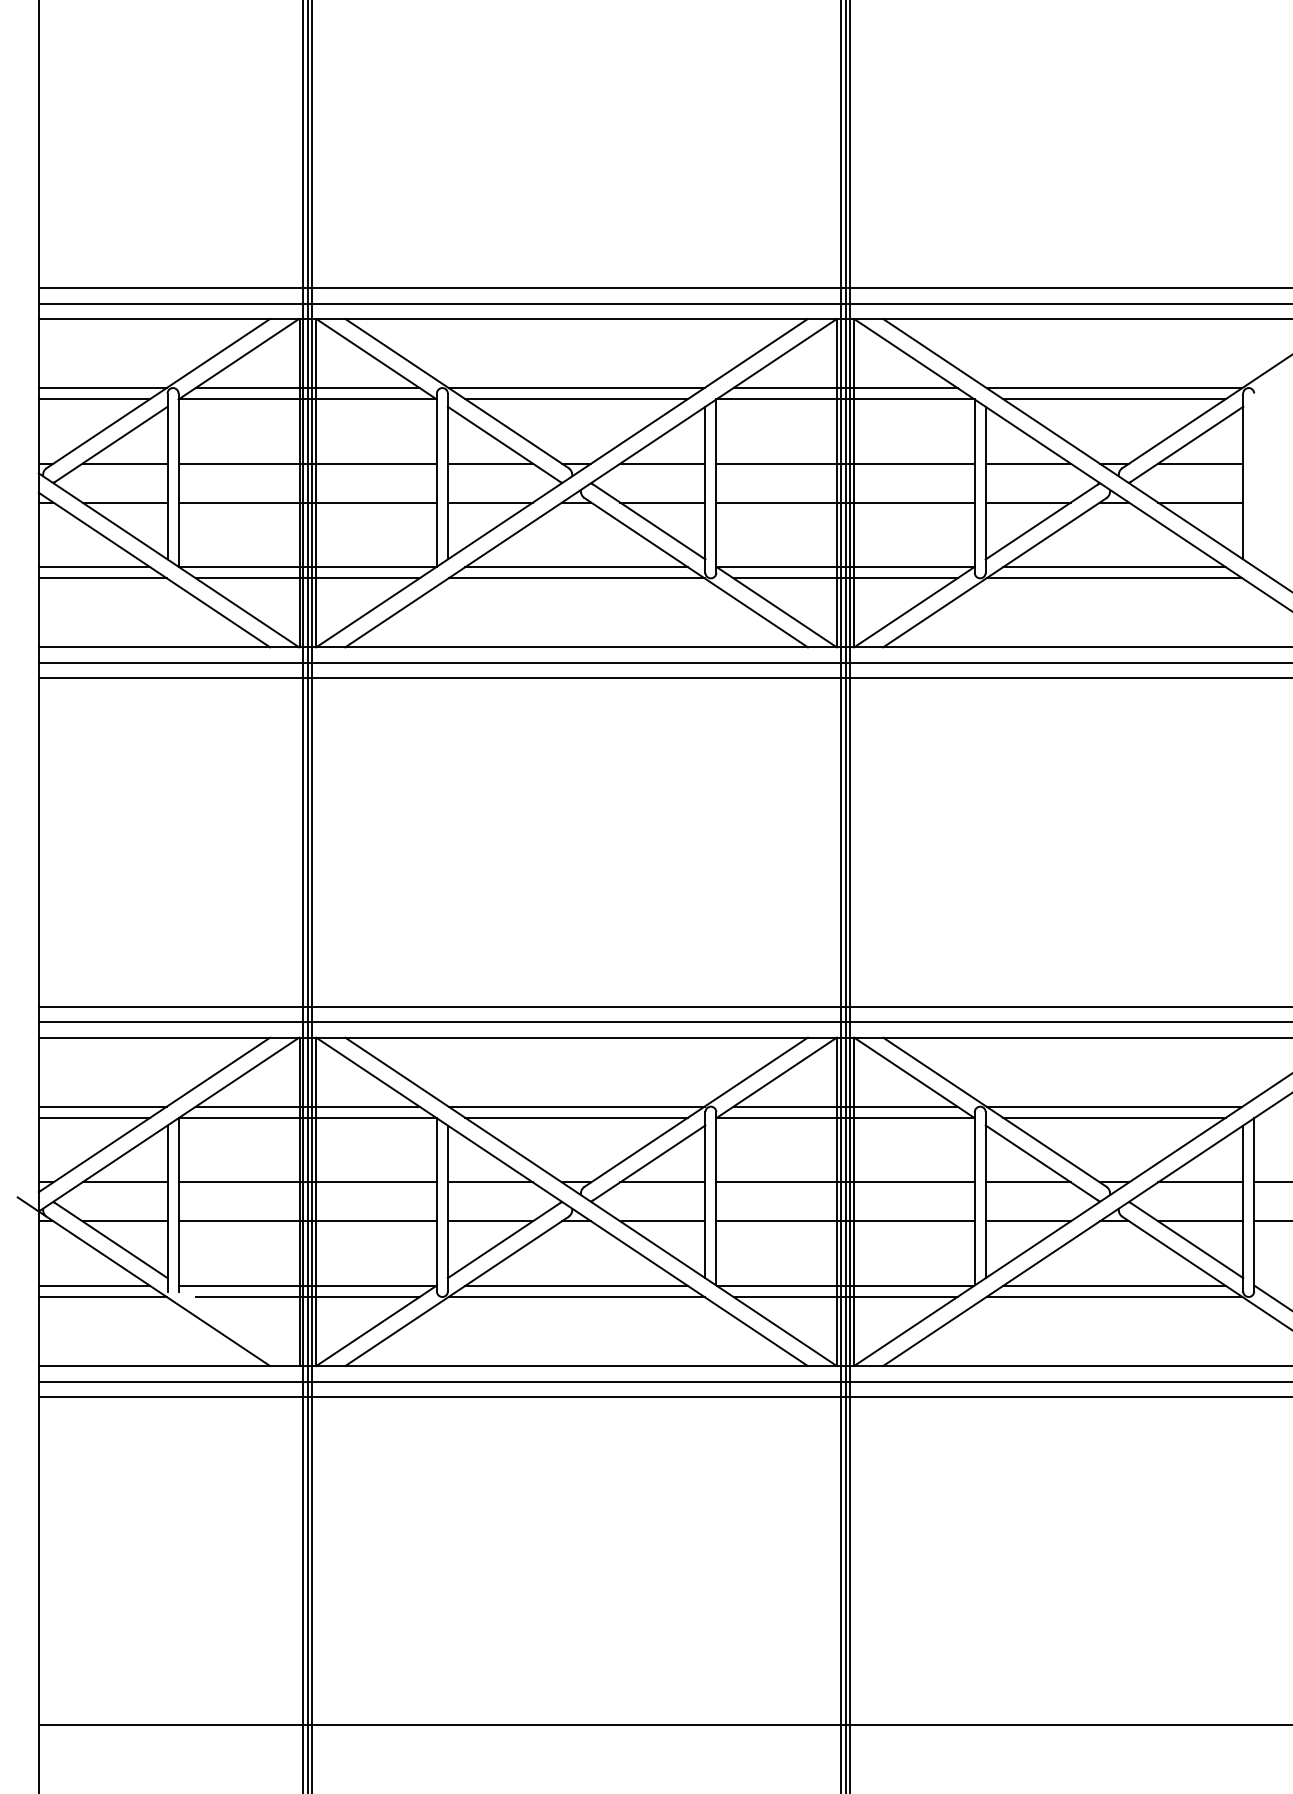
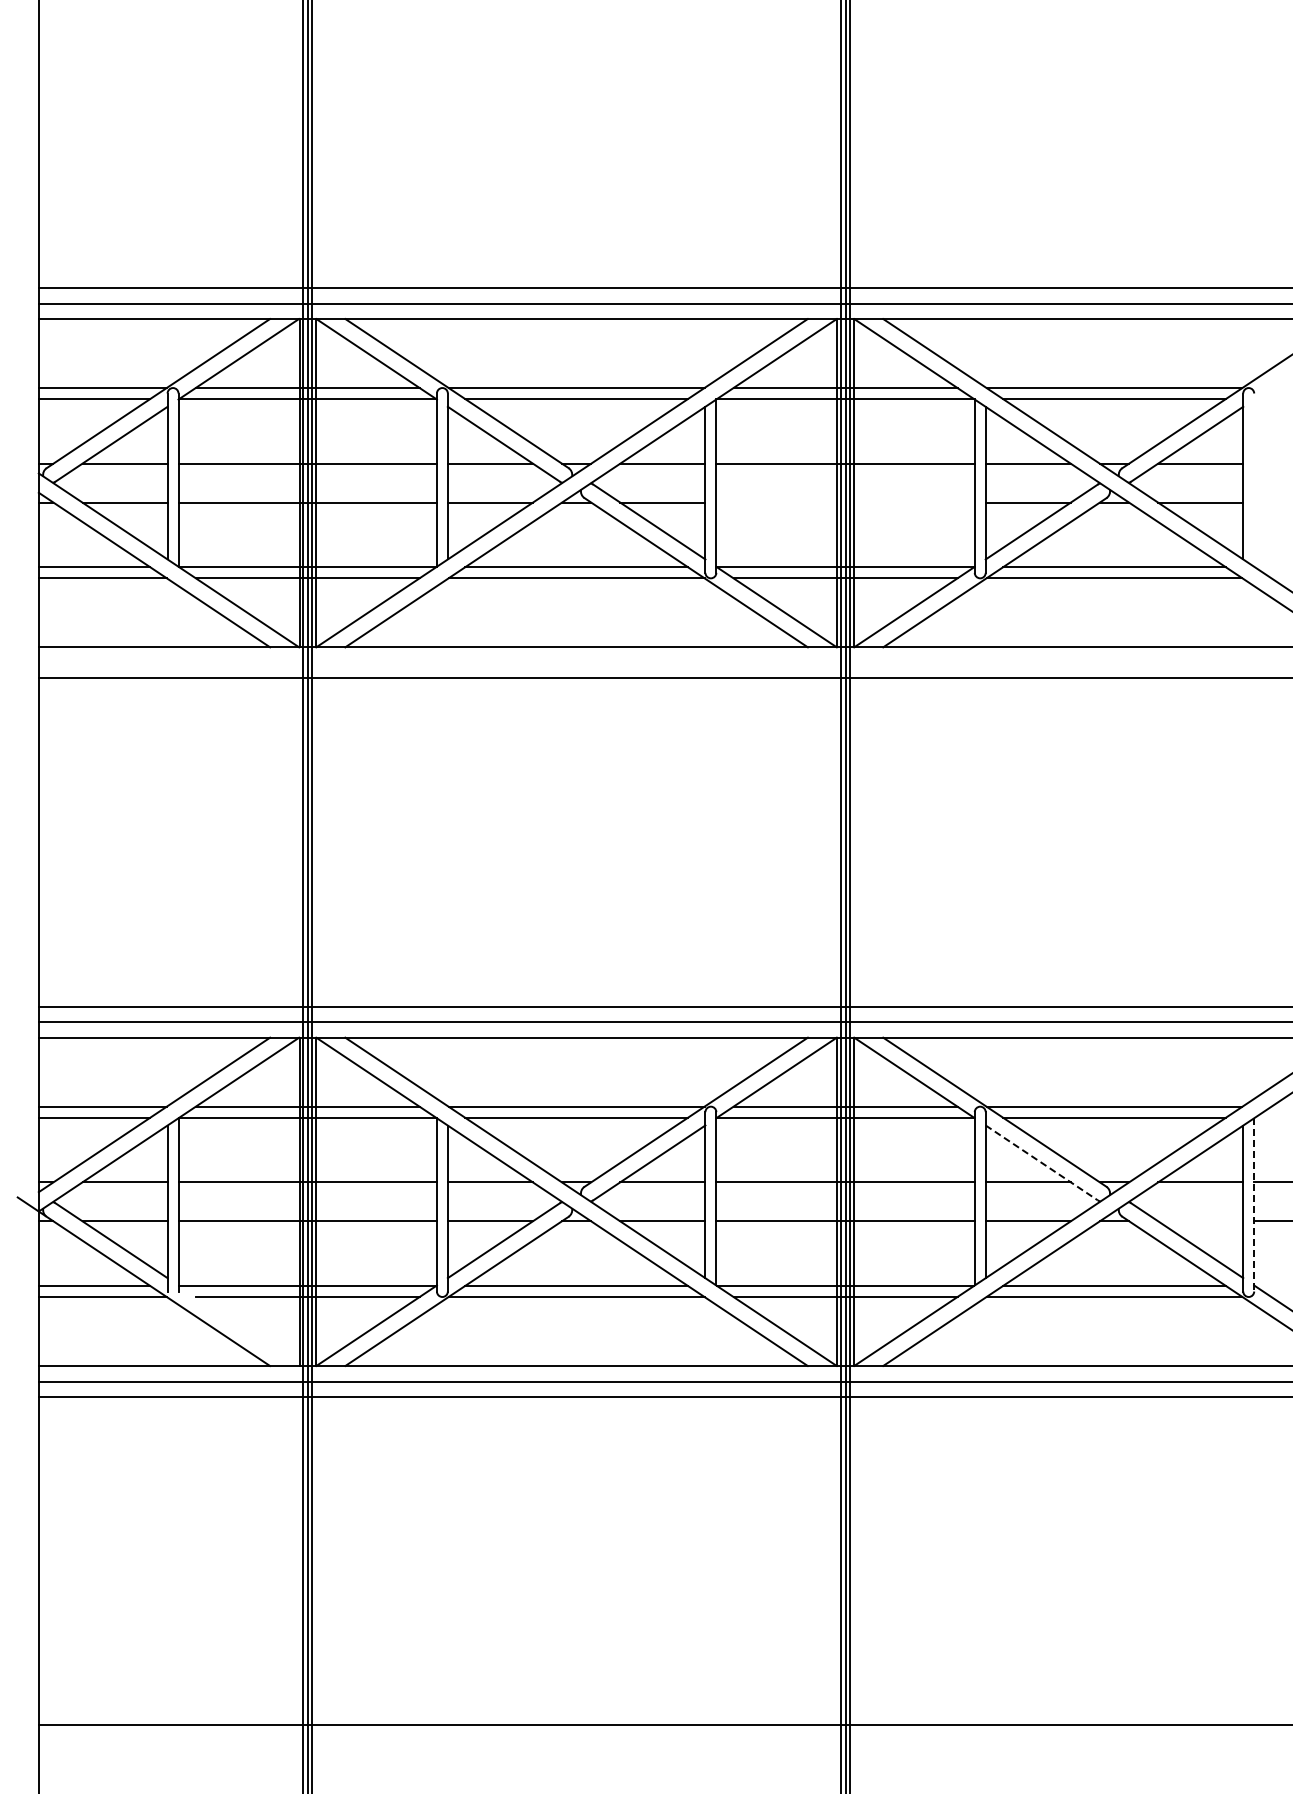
line: present -> none (845, 502)
line: present -> none (663, 662)
line: solid -> dashed (1042, 1163)
line: solid -> dashed (1254, 1204)
line: present -> none (1200, 1221)
